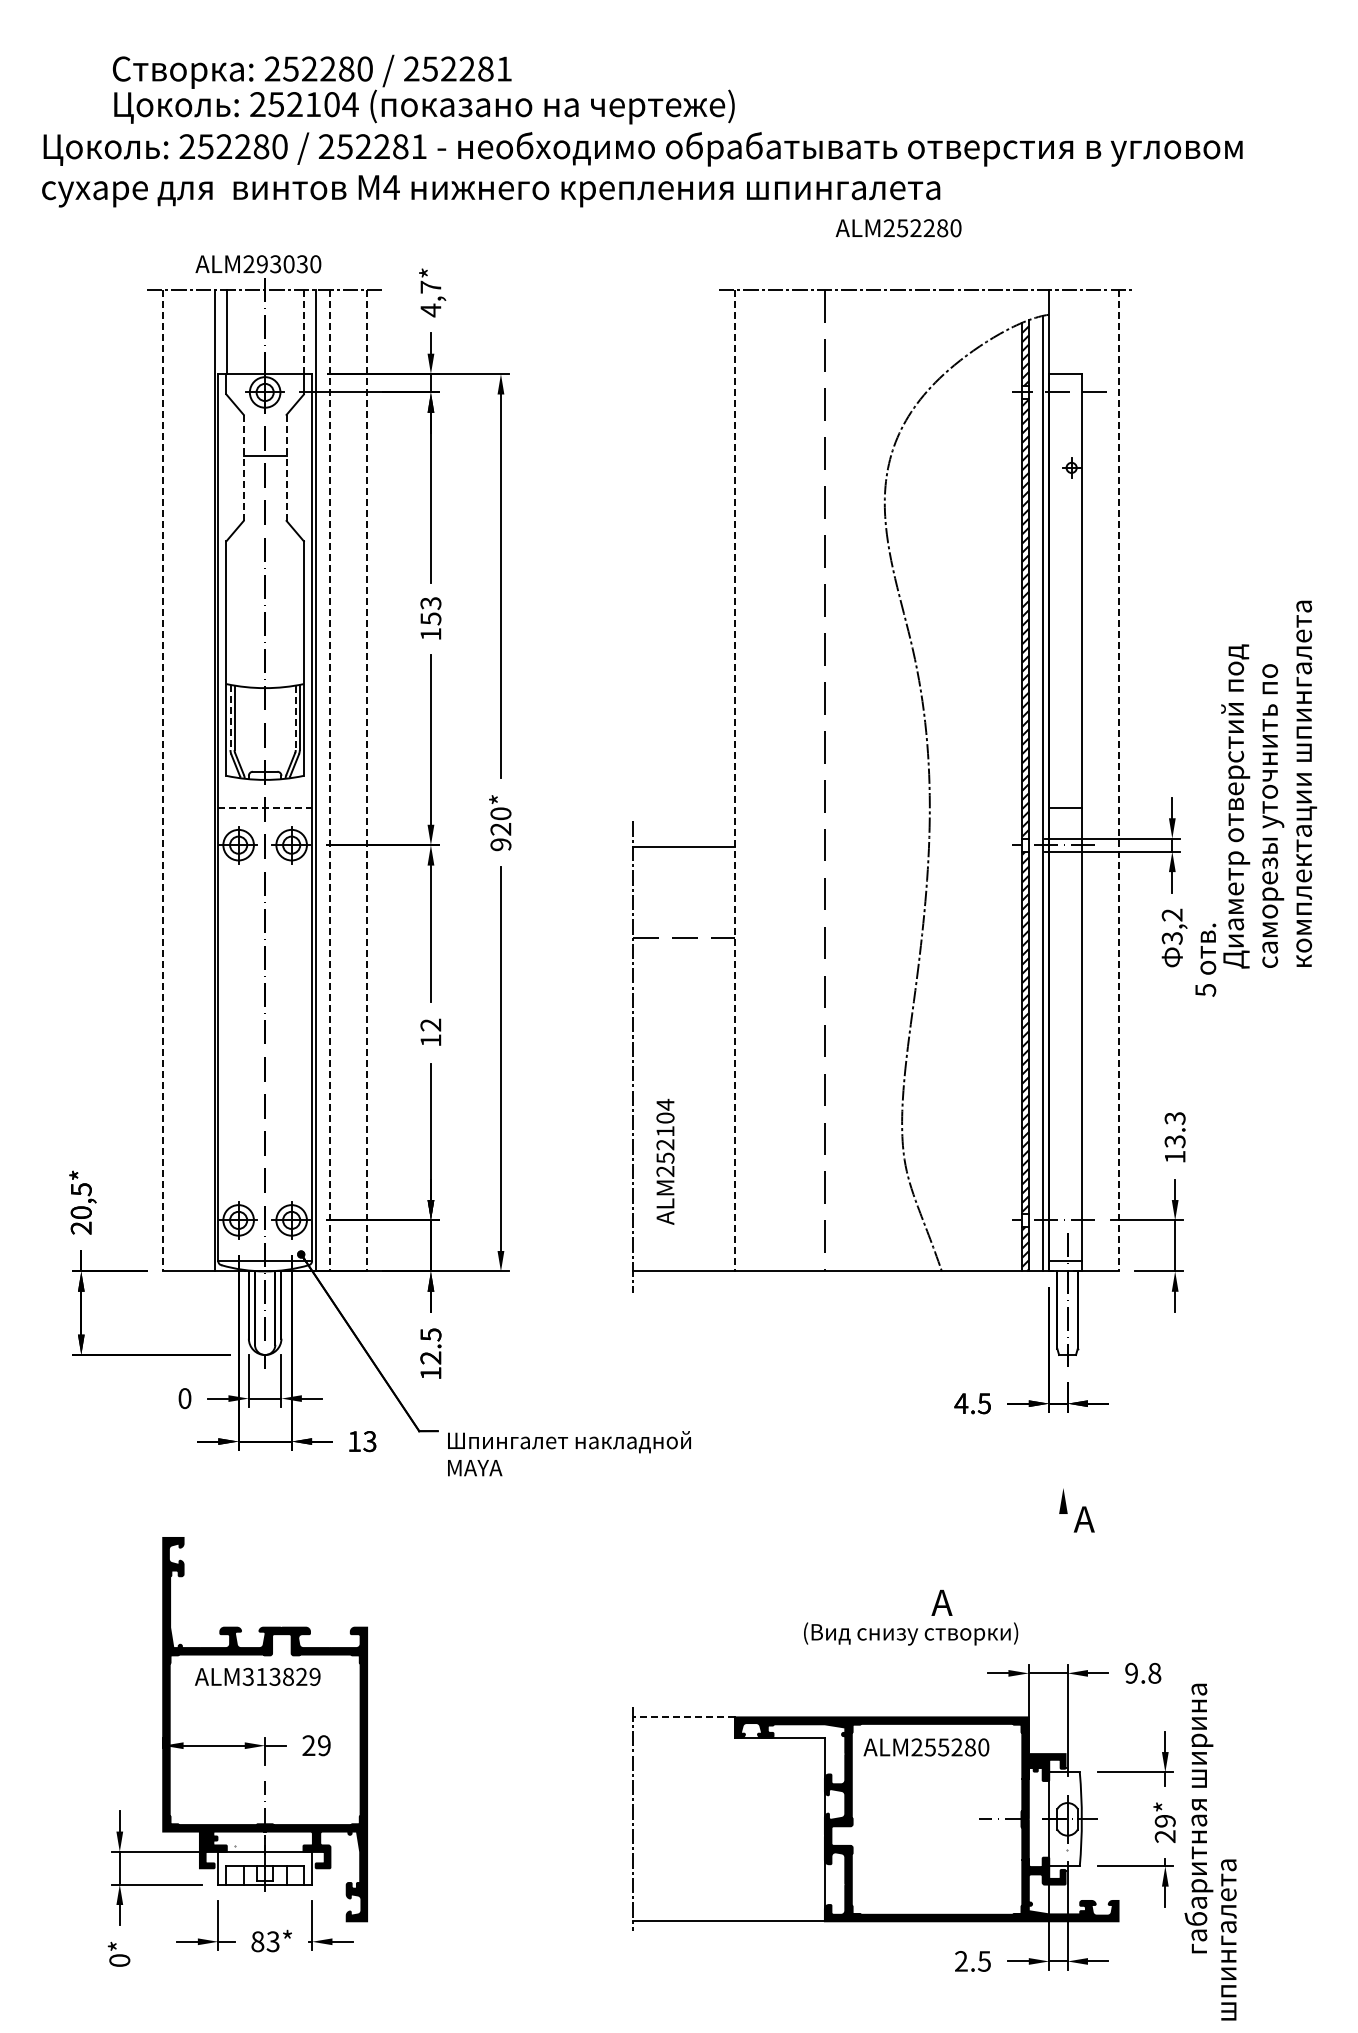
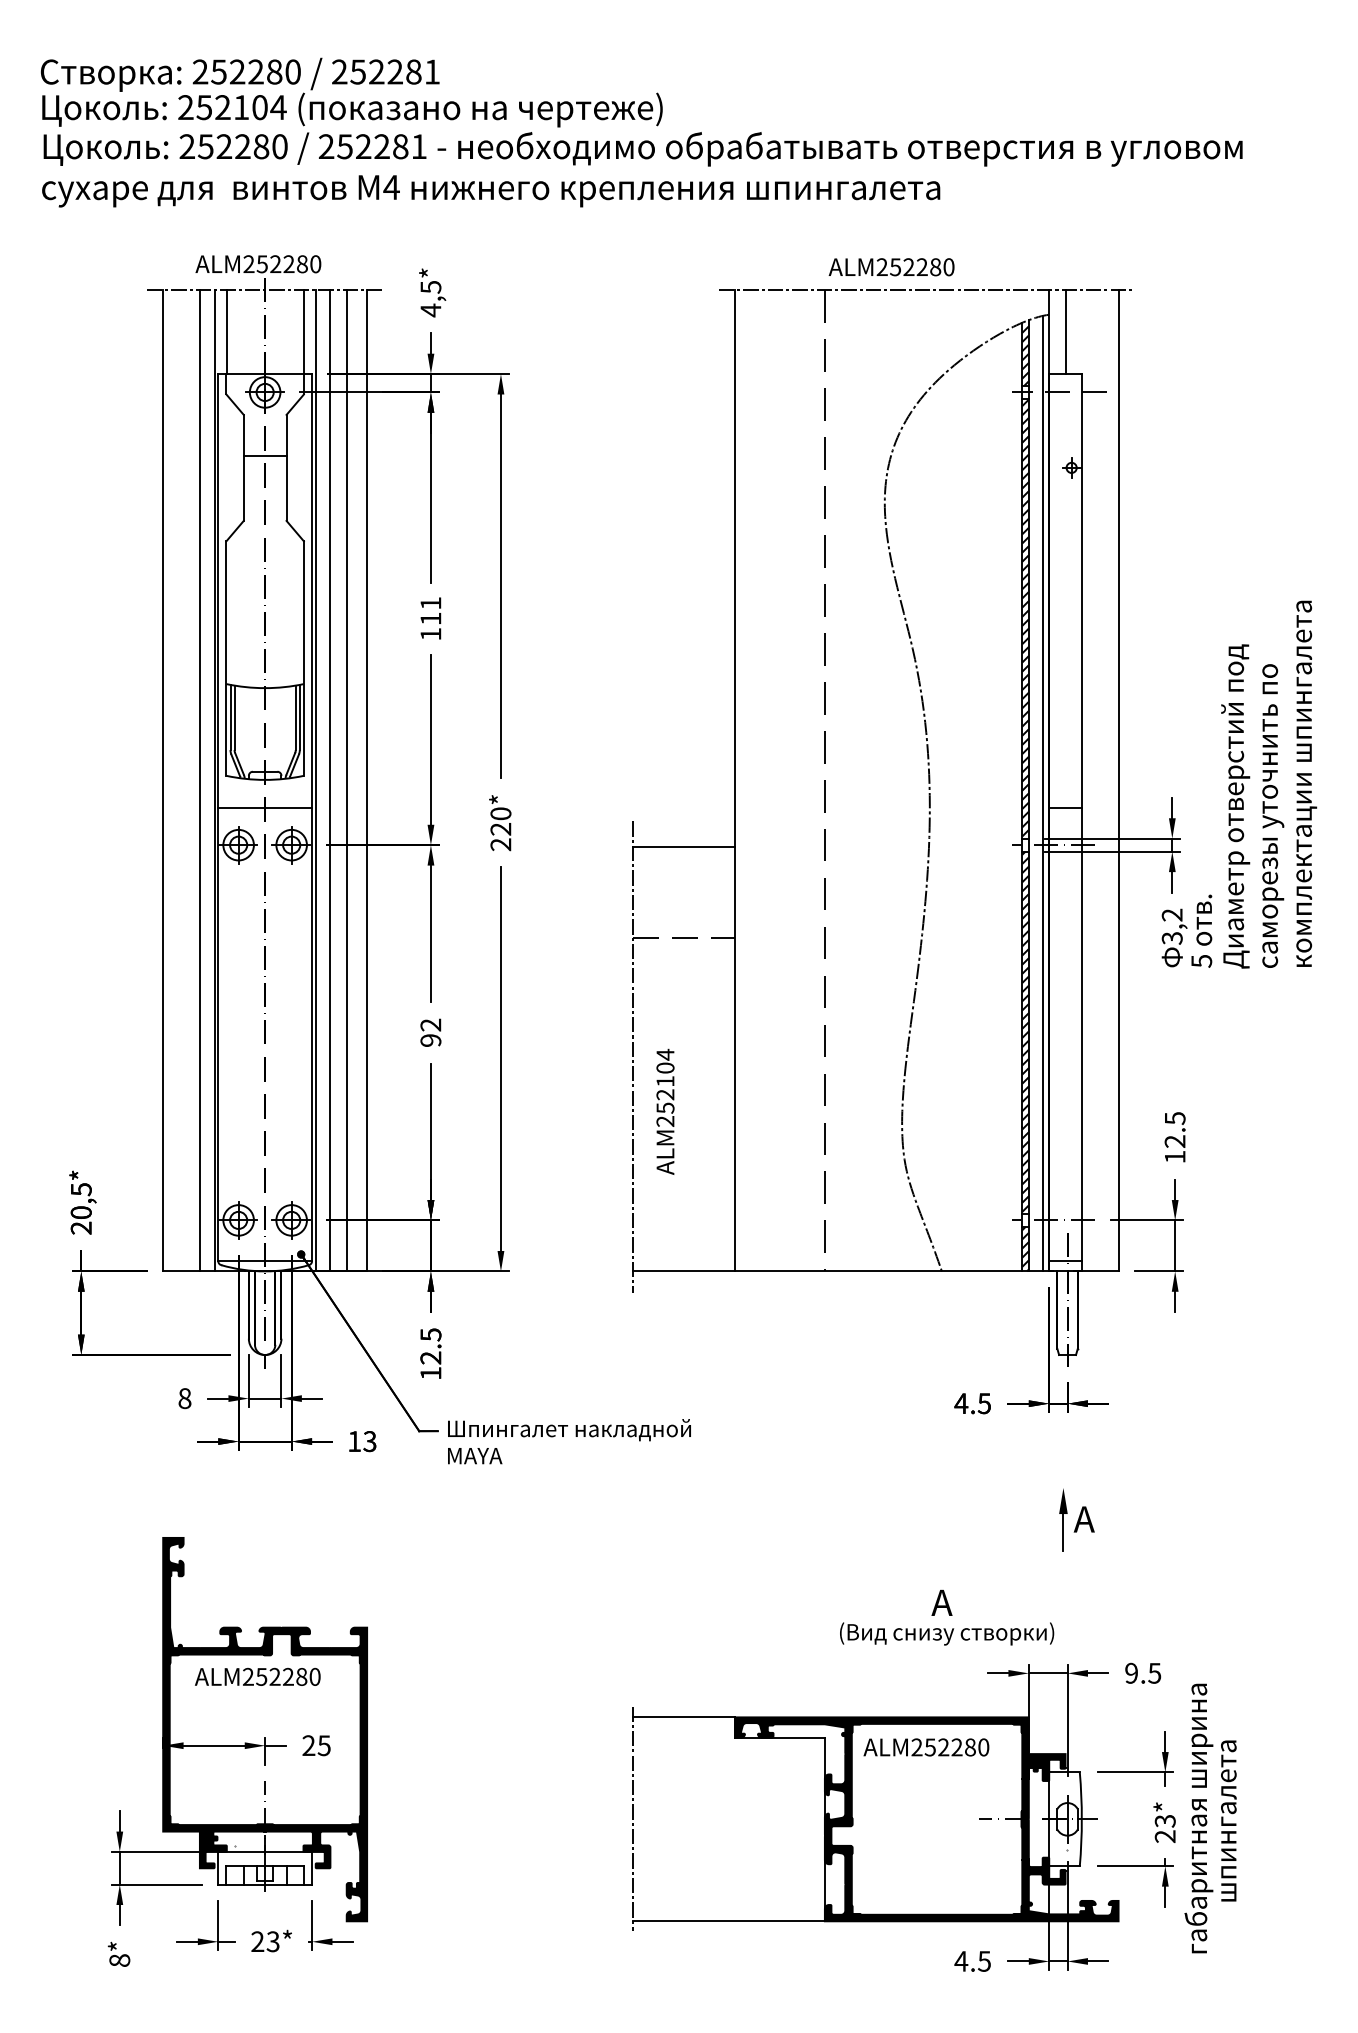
text position: (423, 89) -> (351, 92) (351, 92)
text position: (898, 228) -> (891, 267) (891, 267)
text: ALM293030 -> ALM252280 (281, 264)
text: 4,7* -> 4,5* (430, 286)
line: dashed -> solid (303, 332)
line: none -> present (1065, 332)
line: dashed -> solid (243, 468)
line: dashed -> solid (286, 468)
text: 153 -> 111 (430, 611)
line: dashed -> solid (230, 717)
line: dashed -> solid (295, 718)
line: none -> present (199, 780)
line: none -> present (346, 780)
line: dashed -> solid (163, 781)
line: dashed -> solid (330, 781)
line: dashed -> solid (367, 781)
line: dashed -> solid (735, 781)
line: dashed -> solid (1118, 781)
line: dashed -> solid (265, 808)
text: 920* -> 220* (500, 844)
text position: (1205, 959) -> (1201, 930) (1201, 930)
text: 12 -> 92 (430, 1040)
text: 13.3 -> 12.5 (1174, 1130)
text position: (665, 1161) -> (665, 1111) (665, 1111)
text: 0 -> 8 (184, 1398)
text position: (569, 1453) -> (569, 1441) (569, 1441)
line: none -> present (1063, 1532)
text position: (911, 1633) -> (947, 1633) (947, 1633)
text: 9.8 -> 9.5 (1154, 1673)
text: ALM313829 -> ALM252280 (281, 1676)
line: dashed -> solid (684, 1717)
text: 29 -> 25 (323, 1745)
text: ALM255280 -> ALM252280 (943, 1747)
text: 29* -> 23* (1165, 1821)
text position: (1228, 1939) -> (1228, 1820) (1228, 1820)
text: 83* -> 23* (257, 1941)
text: 0* -> 8* (119, 1960)
text: 2.5 -> 4.5 (961, 1961)
